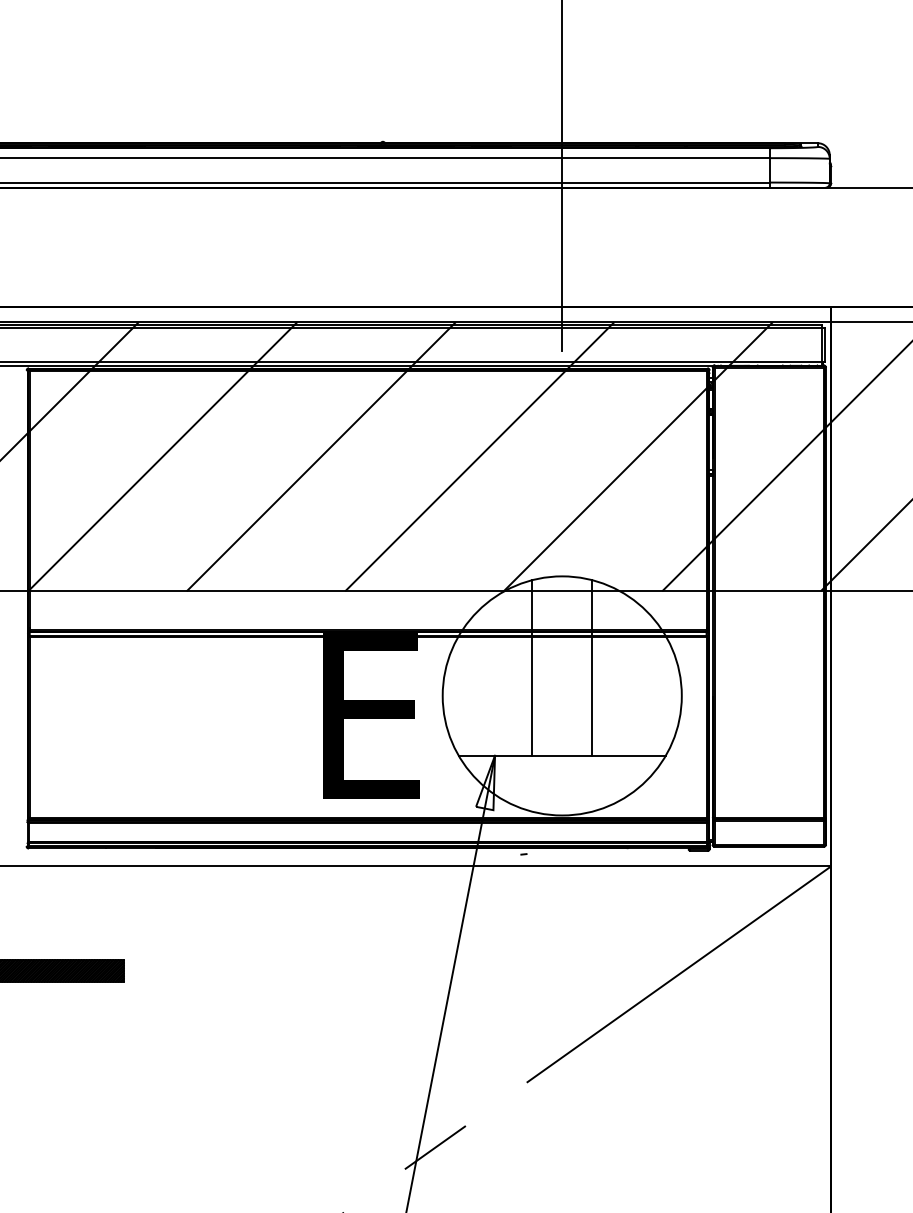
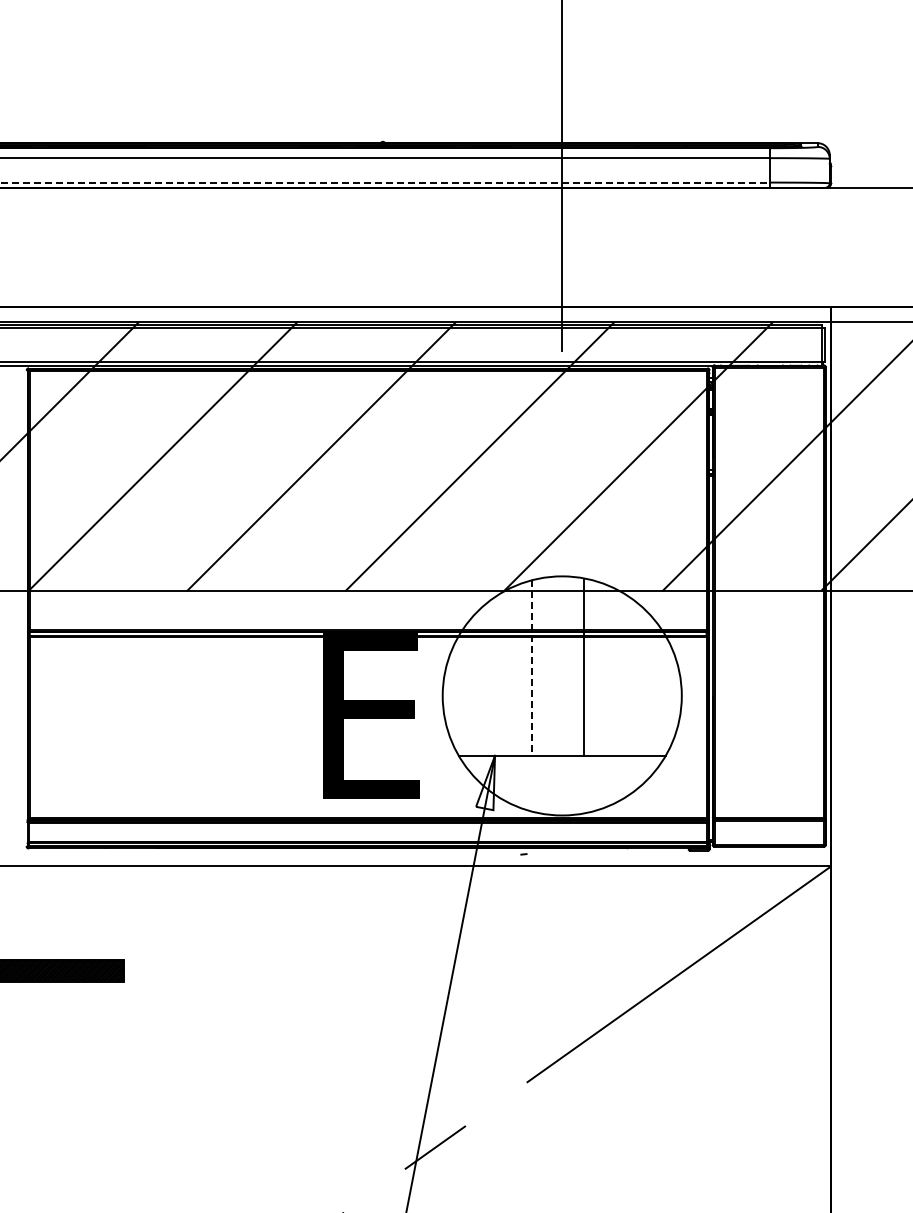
line: solid -> dashed (385, 182)
line: solid -> dashed (532, 667)
line position: (592, 667) -> (584, 667) (584, 667)
